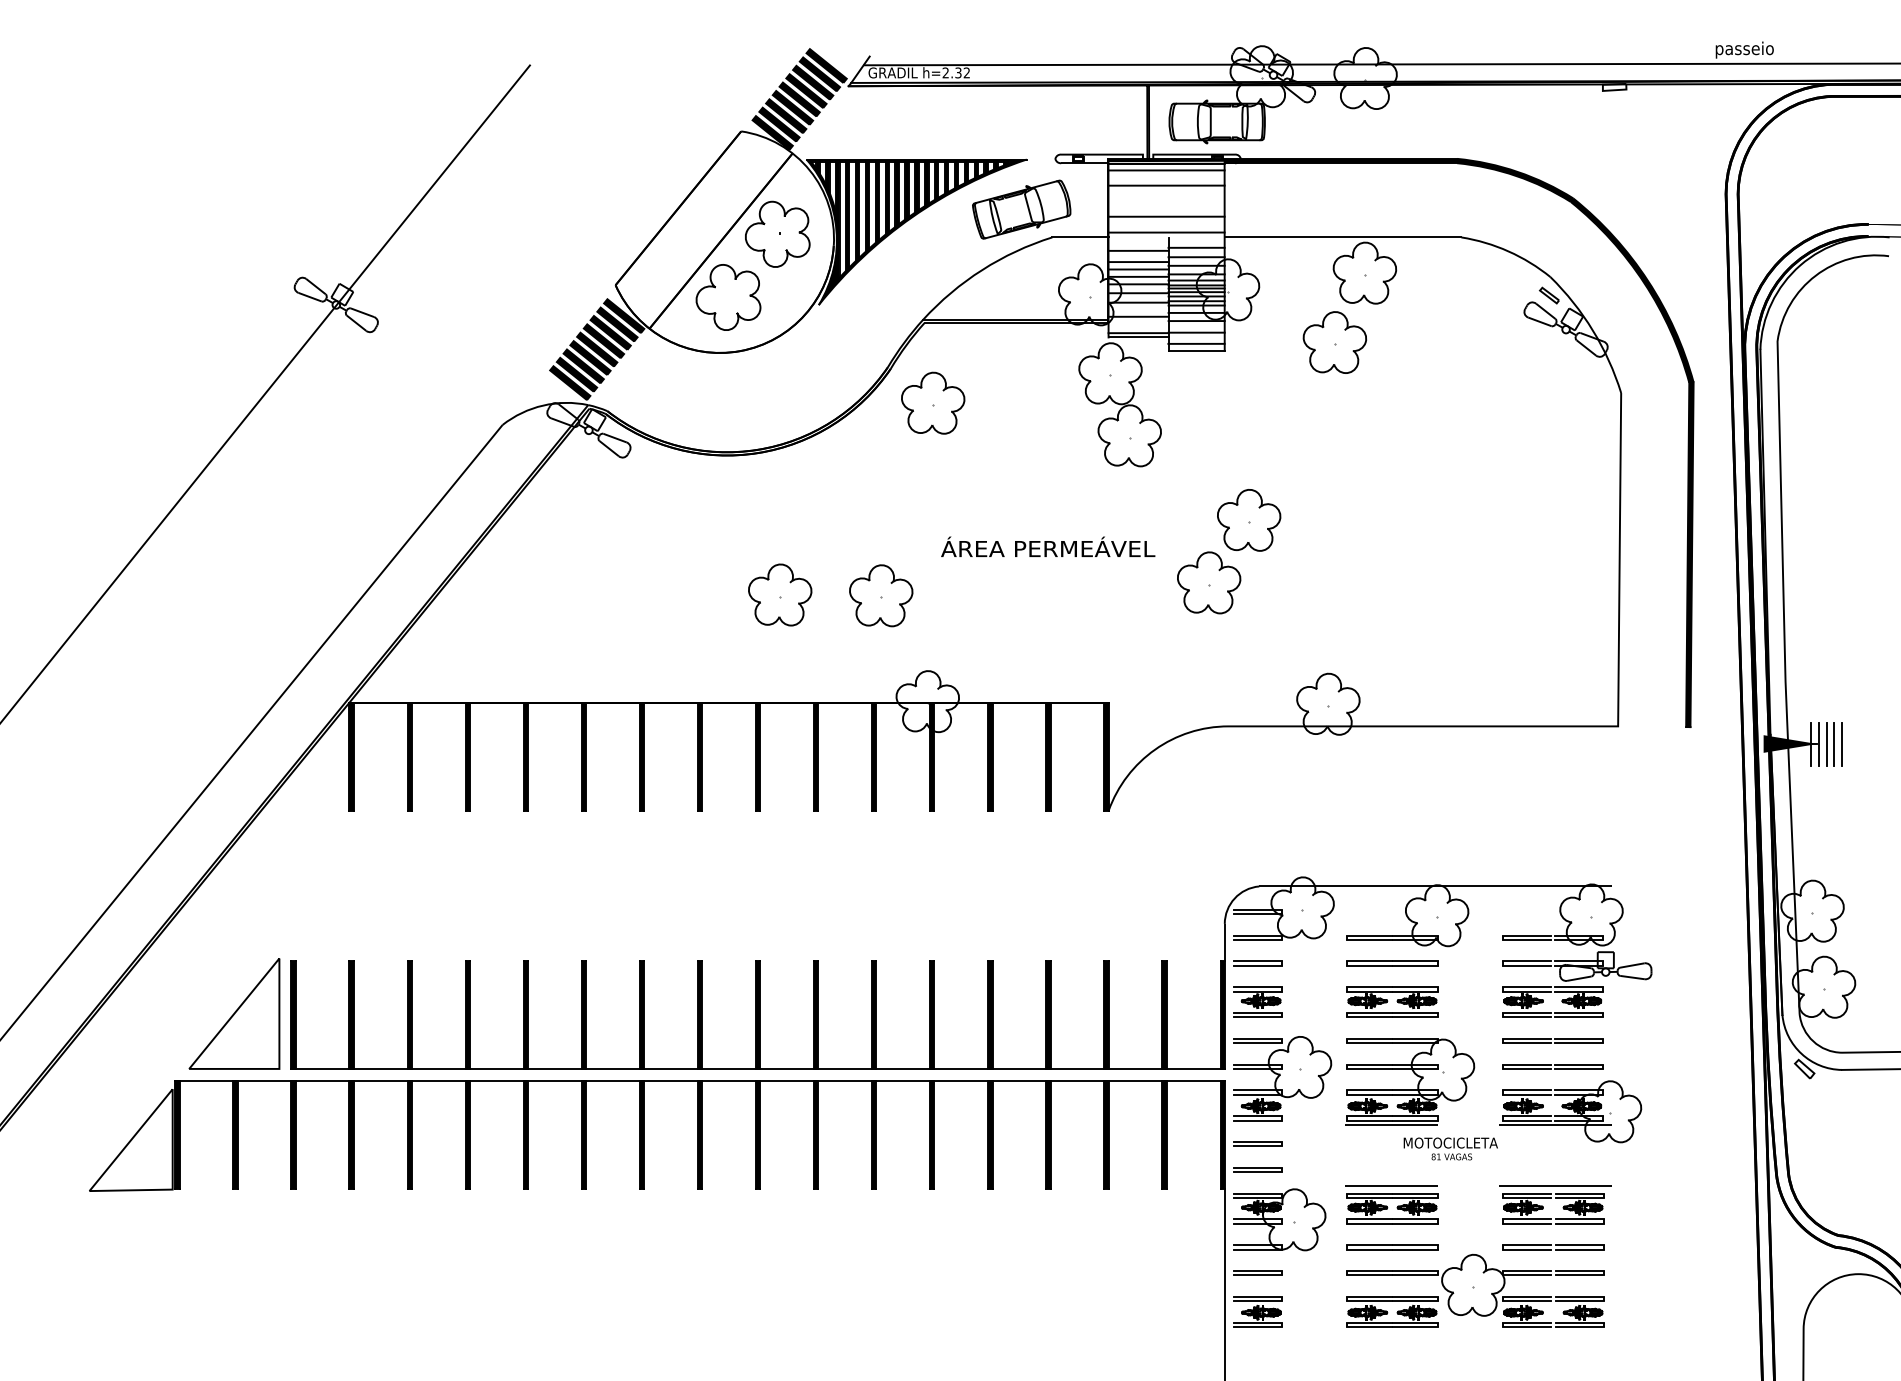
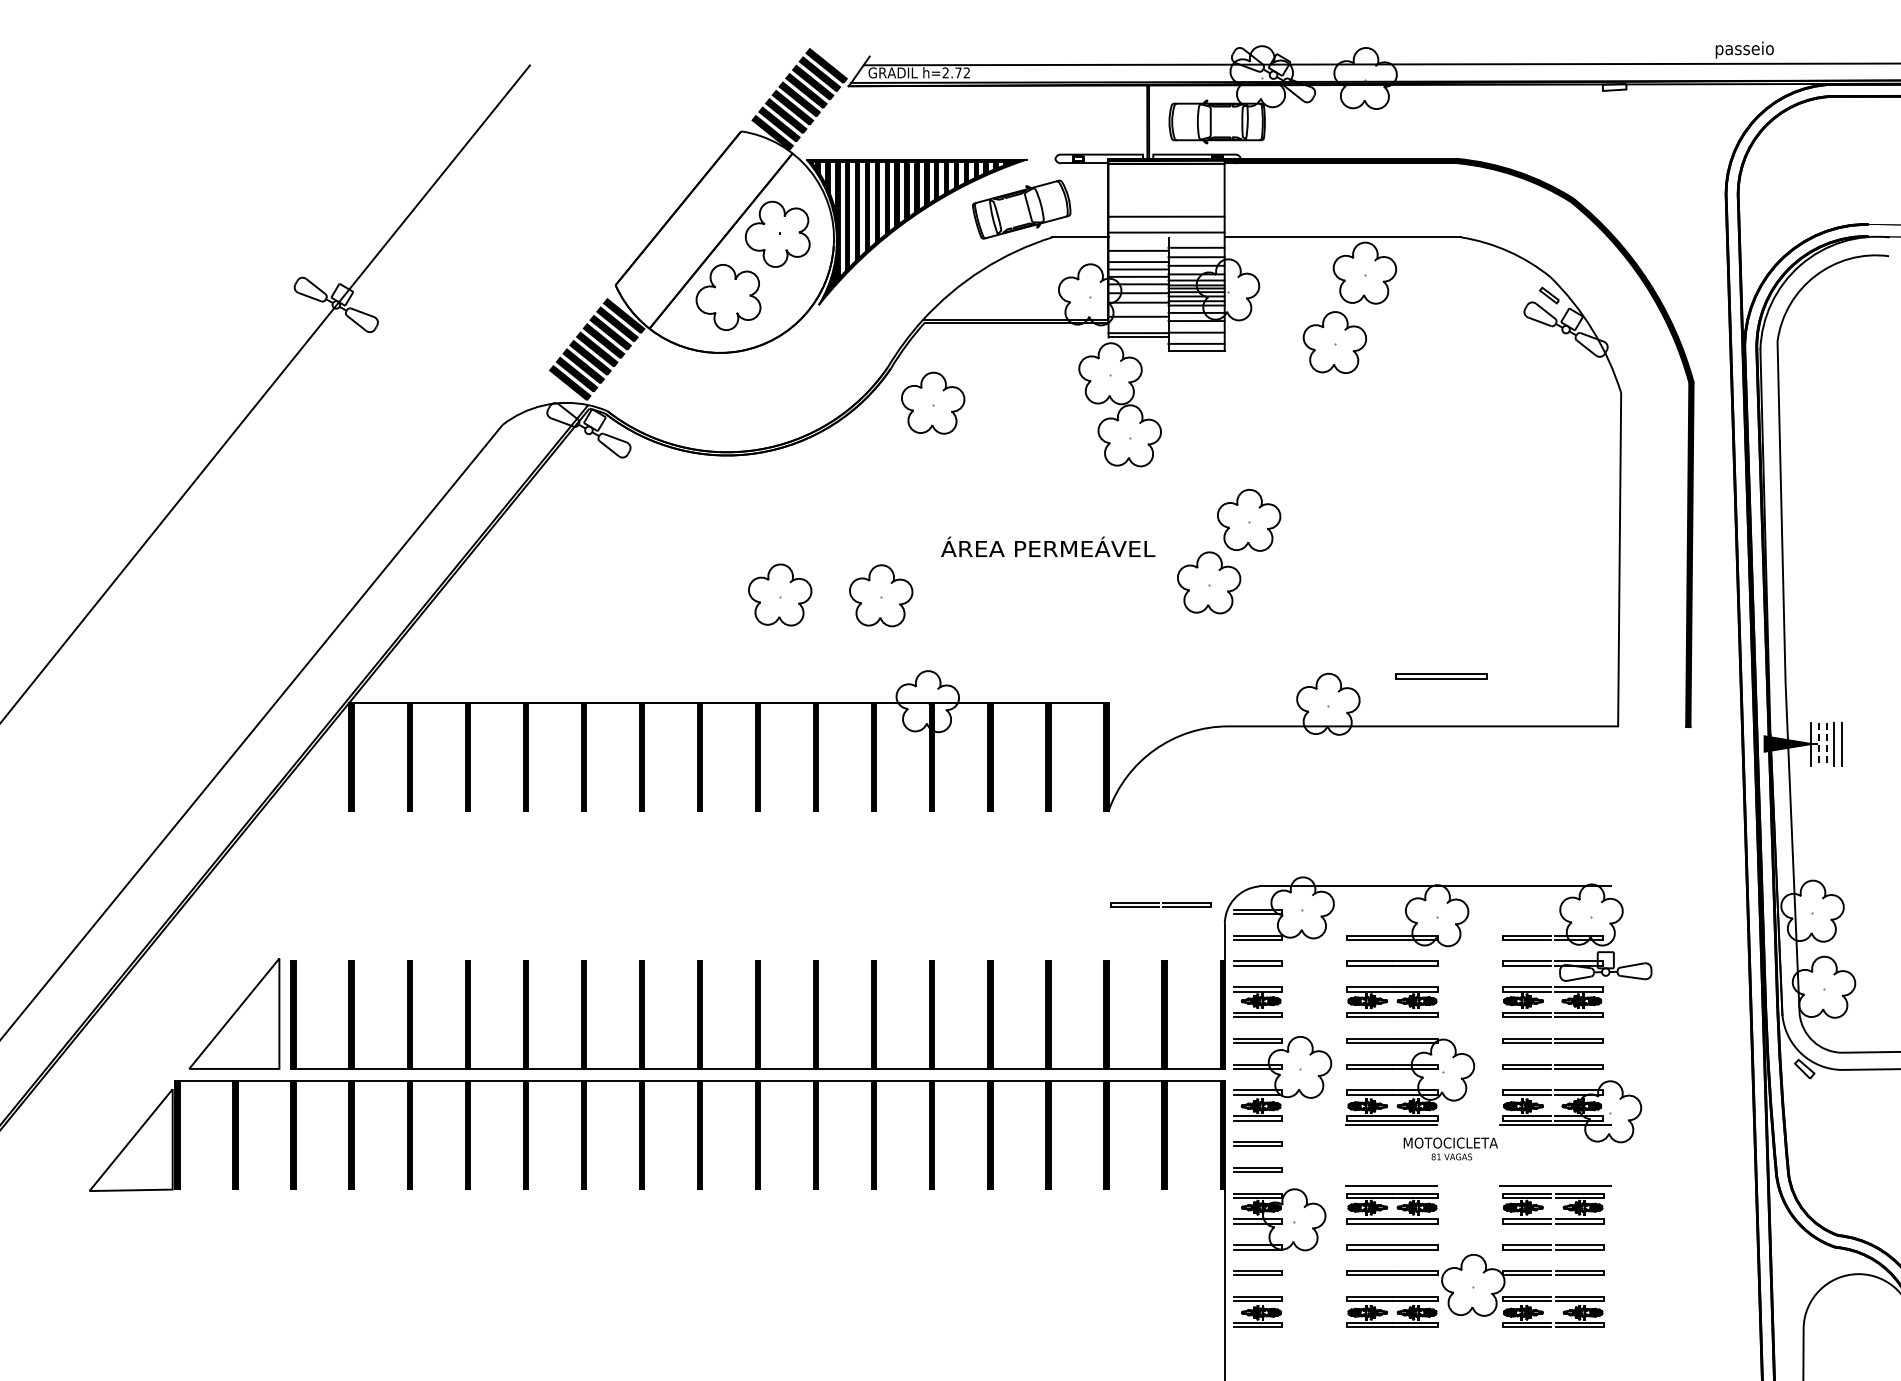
text: h=2.32 -> h=2.72 (958, 72)
line: present -> none (1166, 170)
line: present -> none (1166, 185)
part: none -> present (1441, 676)
line: solid -> dashed (1818, 744)
line: solid -> dashed (1826, 744)
part: none -> present (1160, 904)
